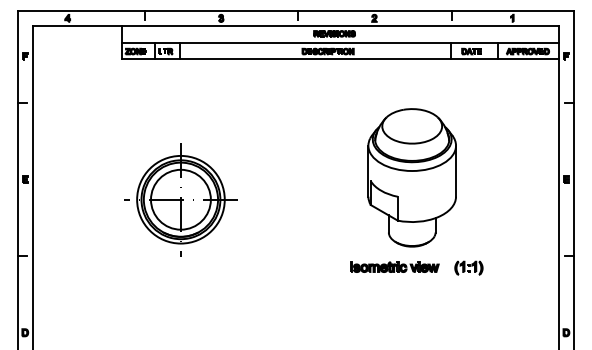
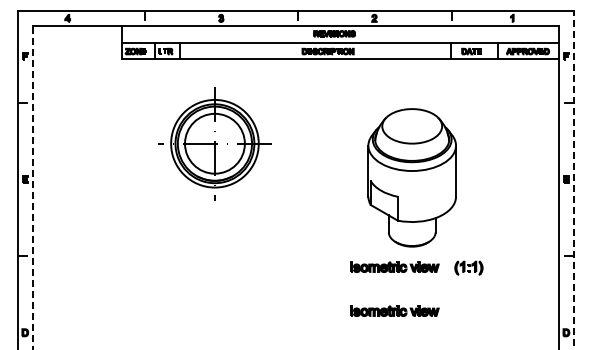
line: solid -> dashed (574, 179)
line: solid -> dashed (33, 187)
part position: (180, 199) -> (214, 143) (214, 143)
part: none -> present (394, 310)
